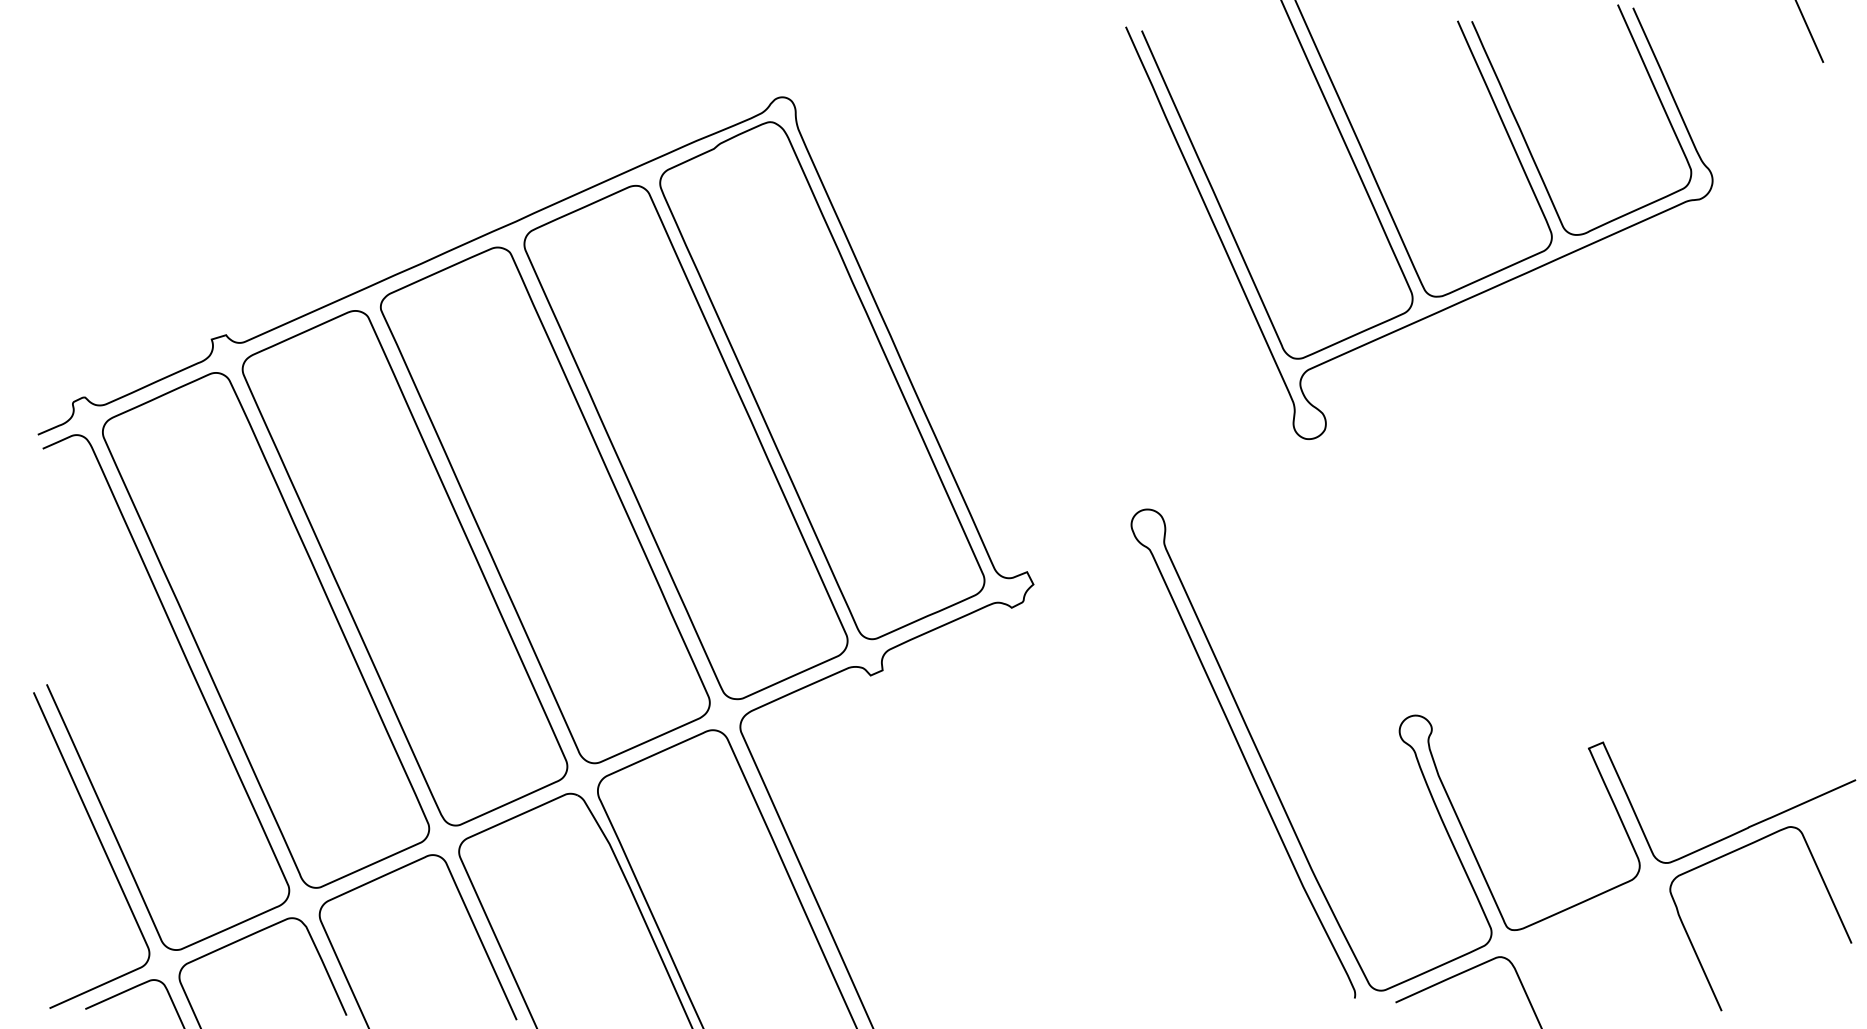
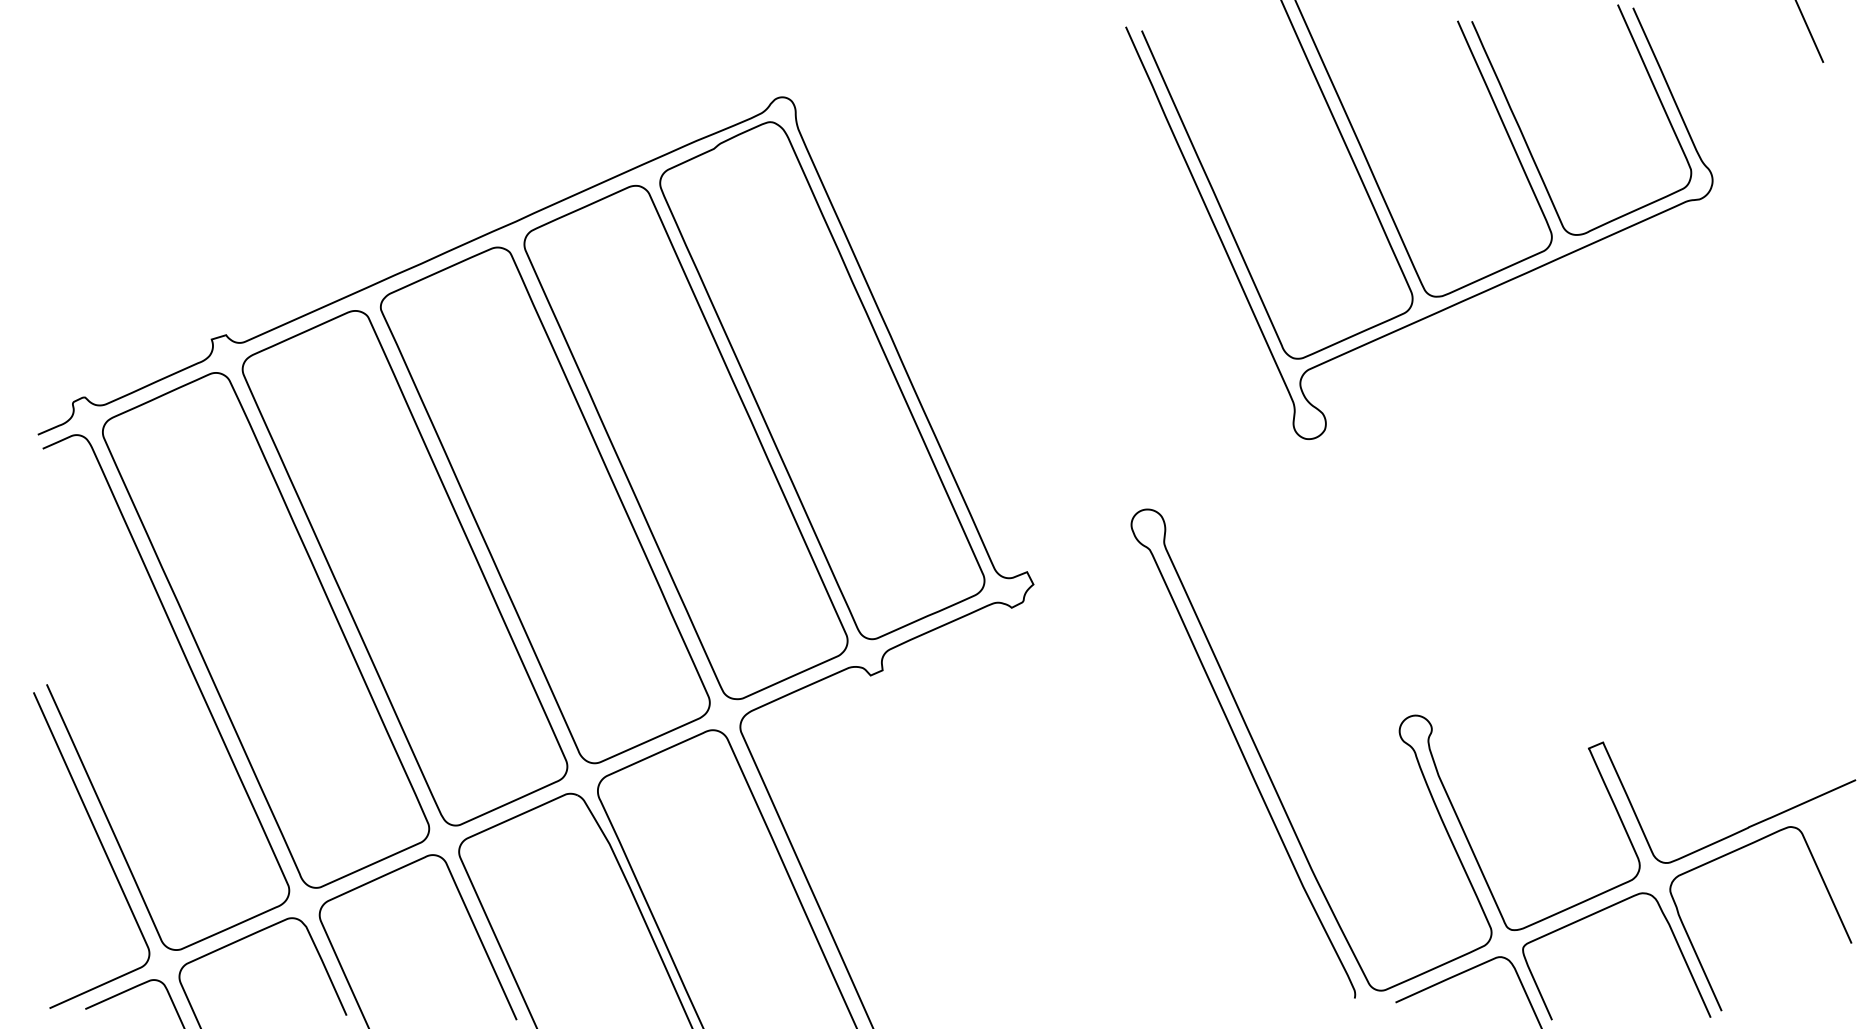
curve: none -> present (1595, 914)
